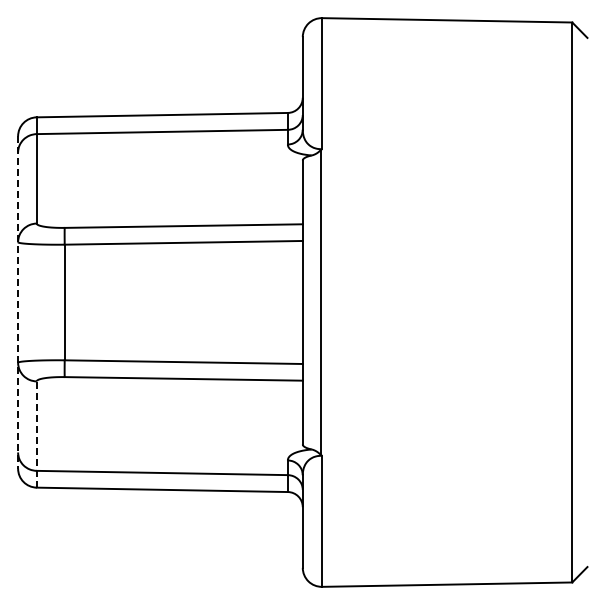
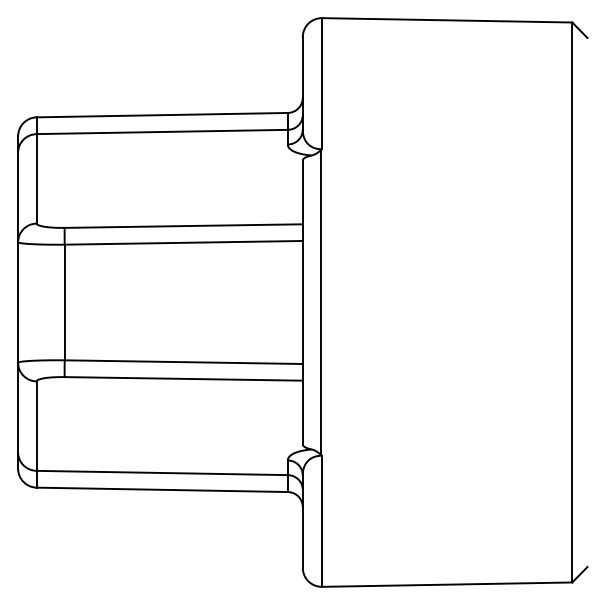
line: dashed -> solid (18, 303)
line: dashed -> solid (36, 434)
